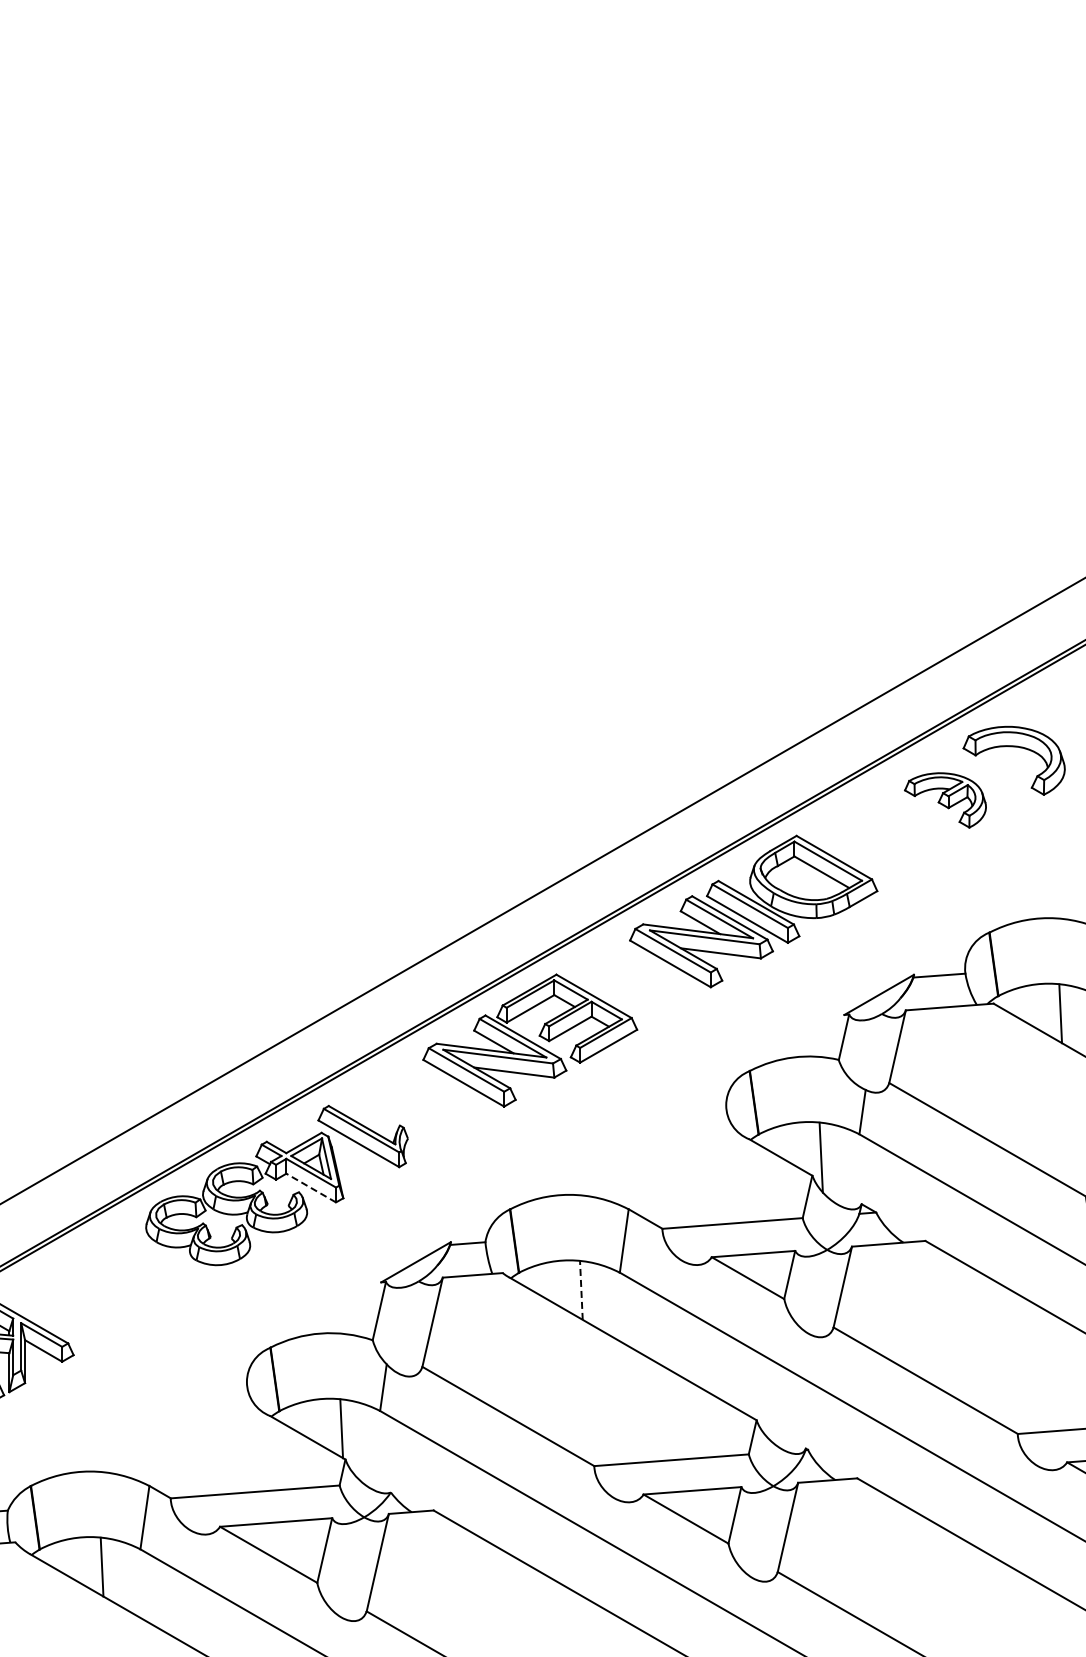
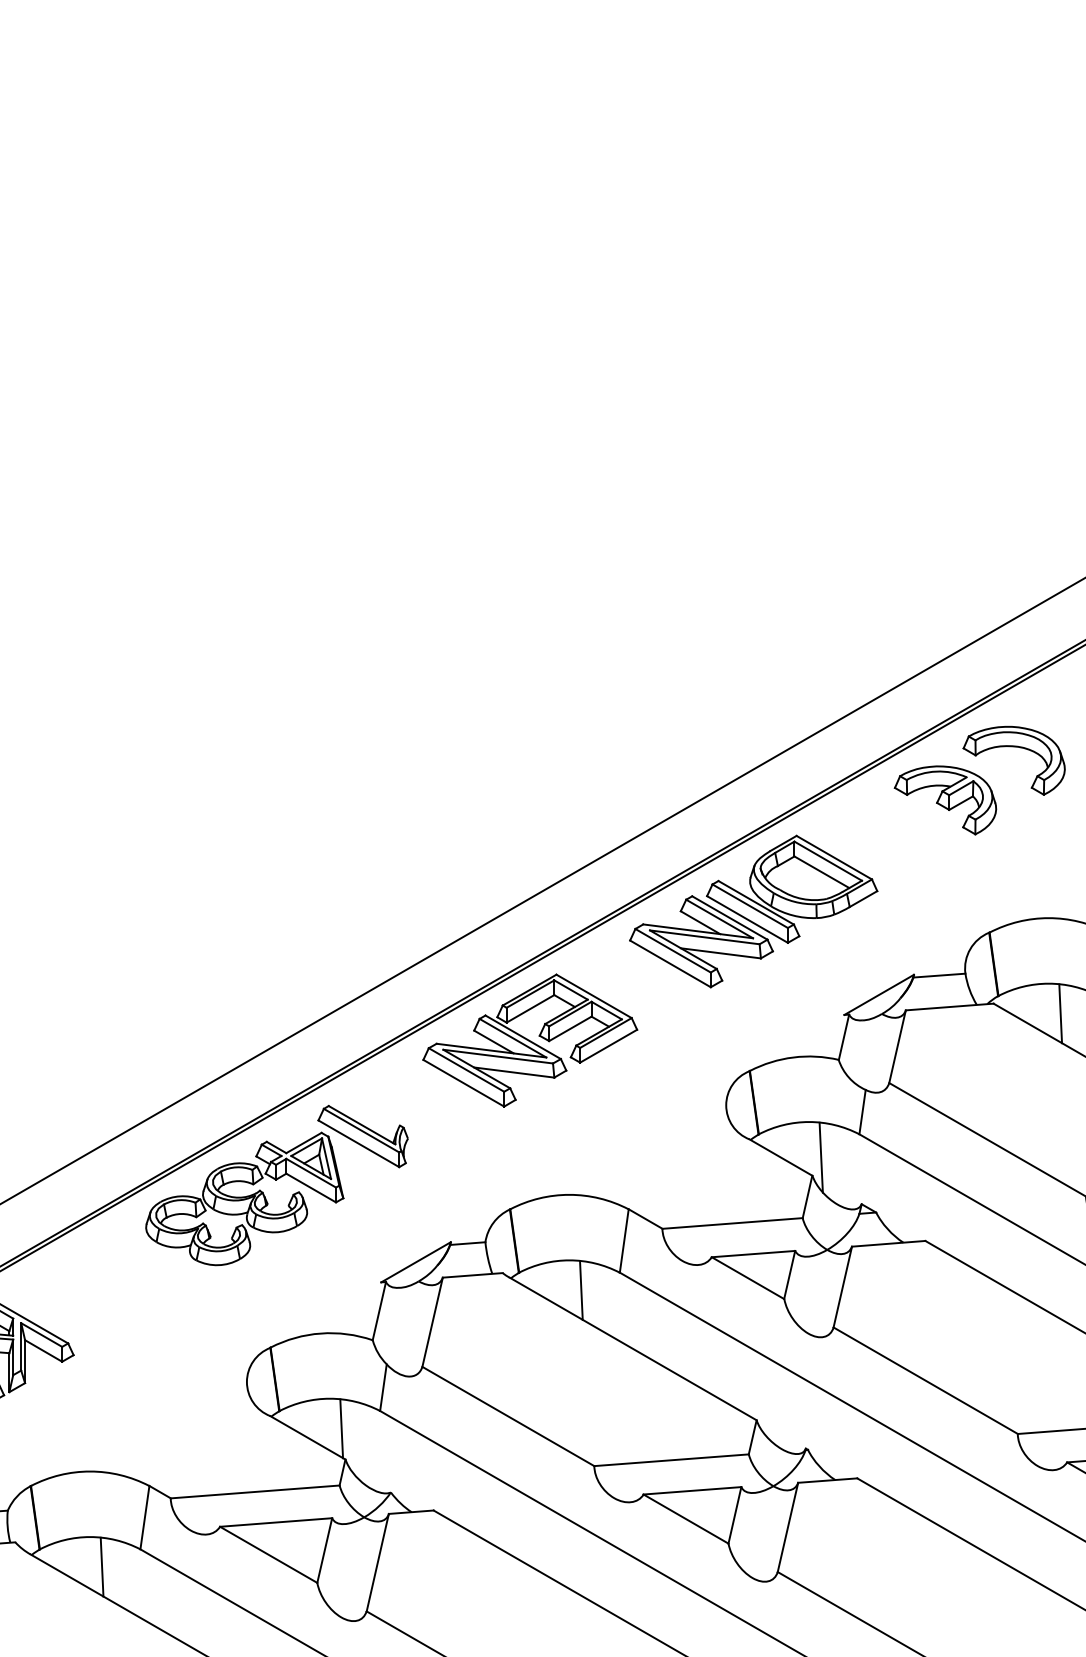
part size: 83x57 px -> 105x71 px (945, 800)
line: dashed -> solid (311, 1188)
line: dashed -> solid (581, 1290)
